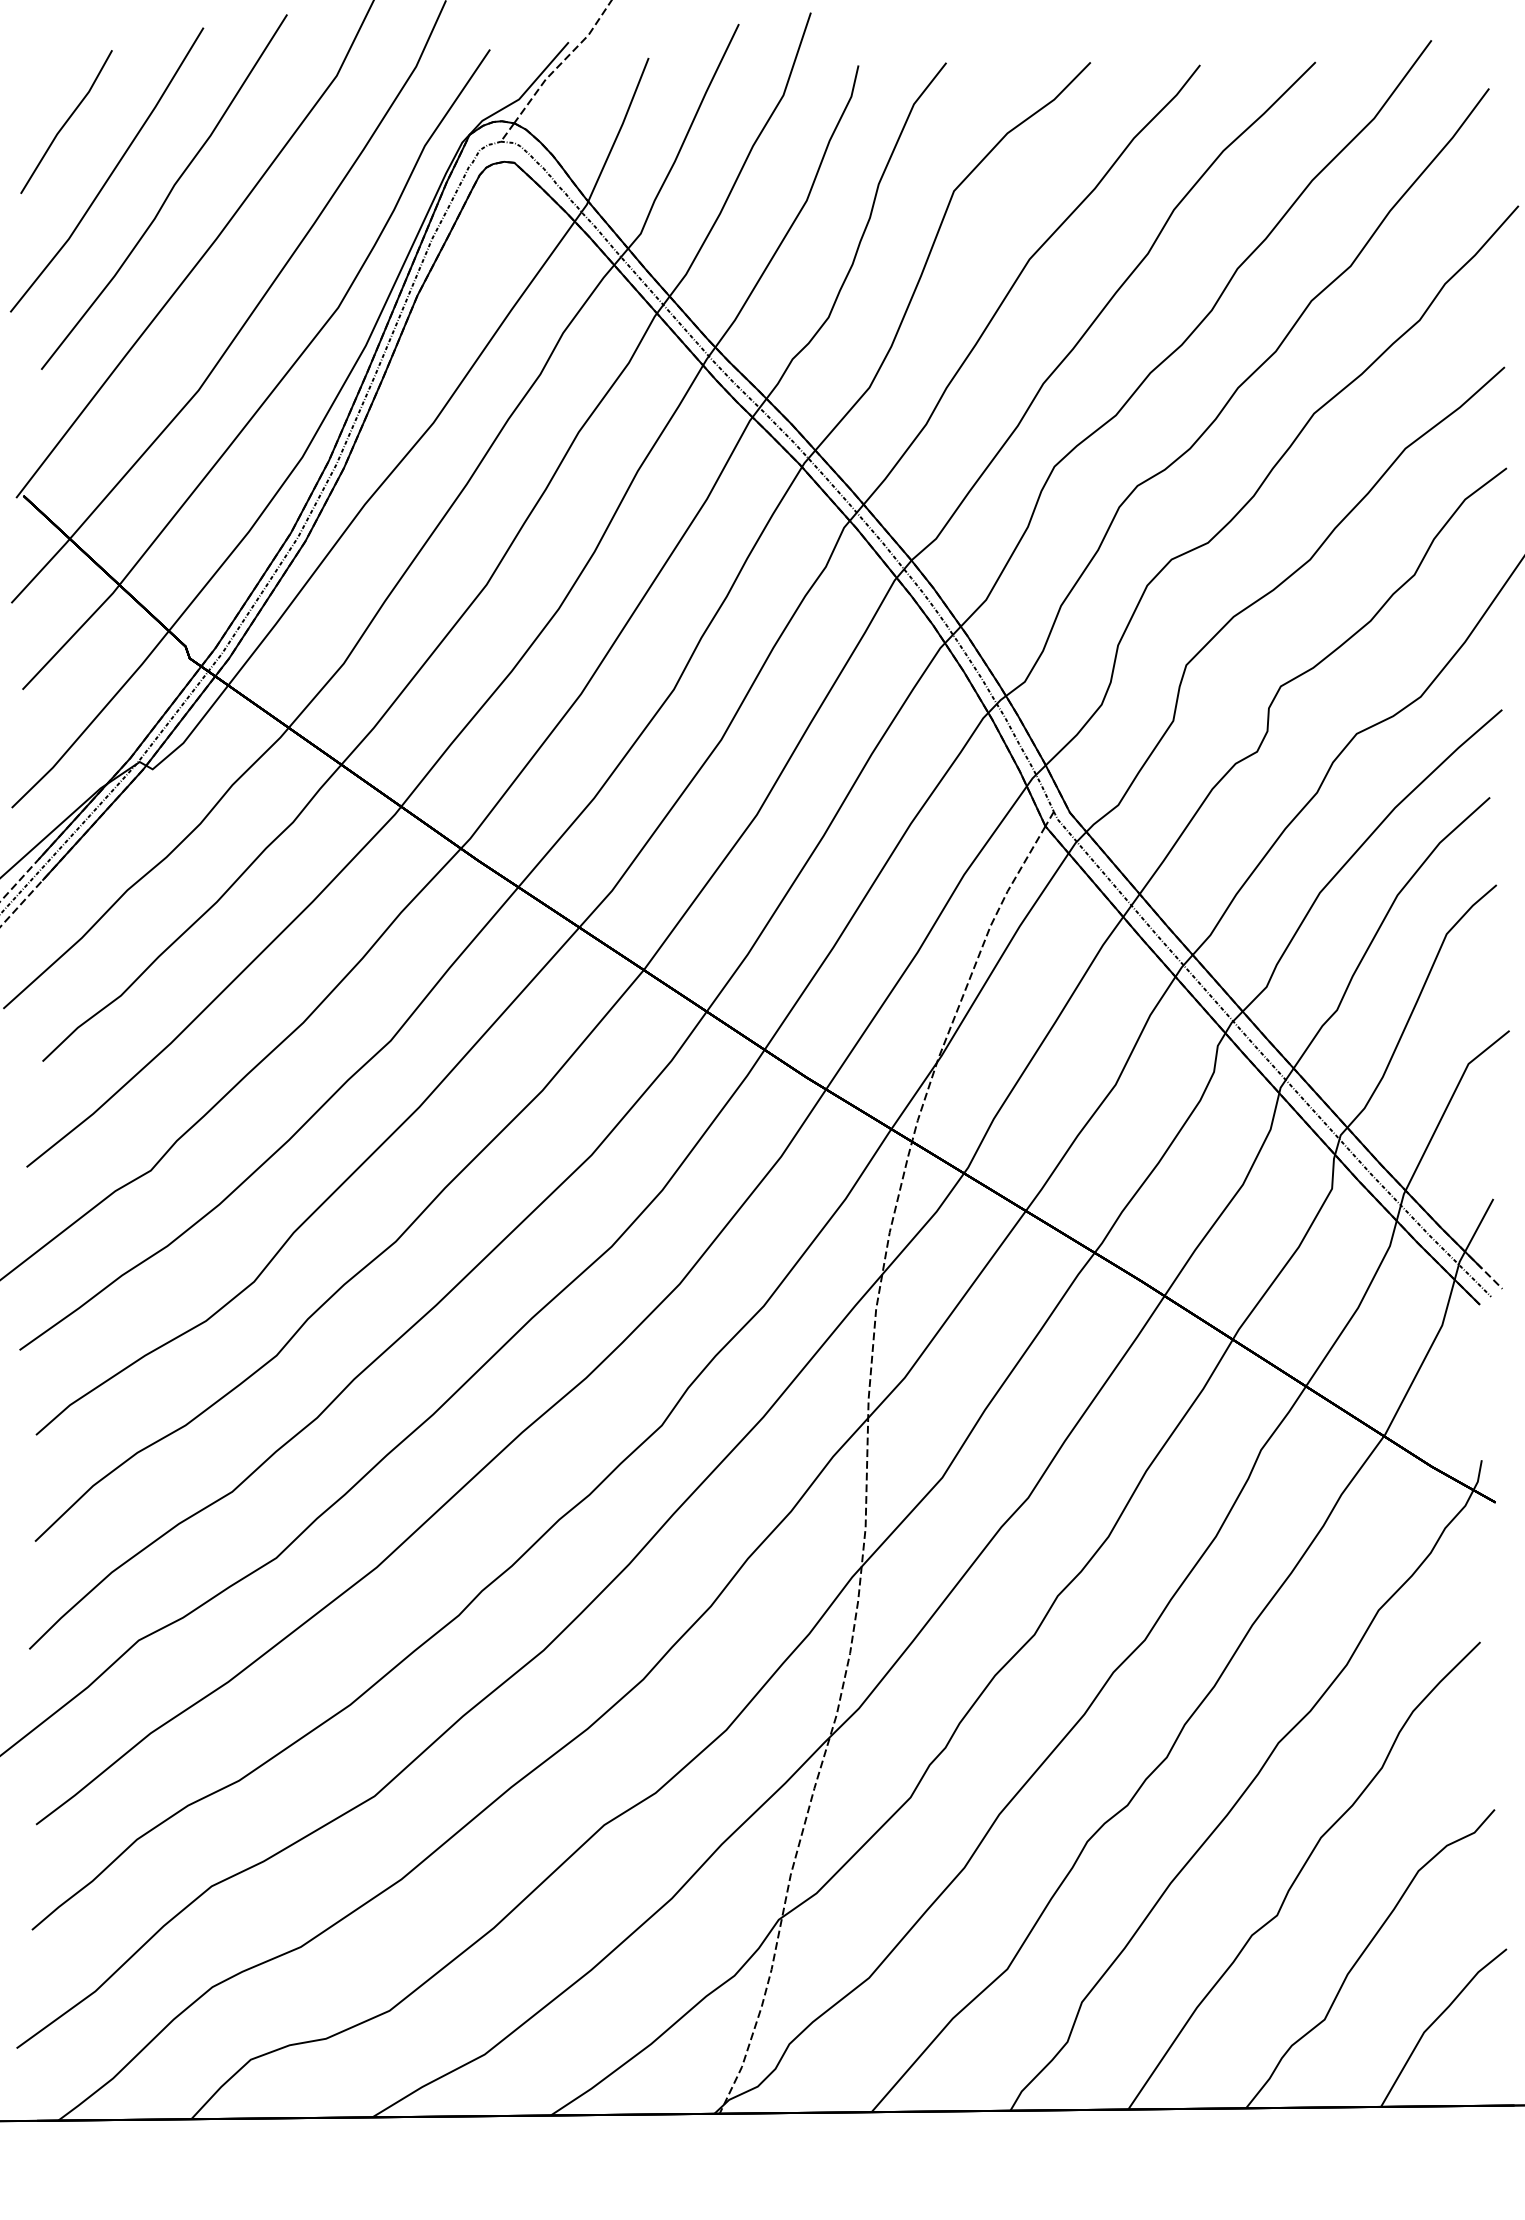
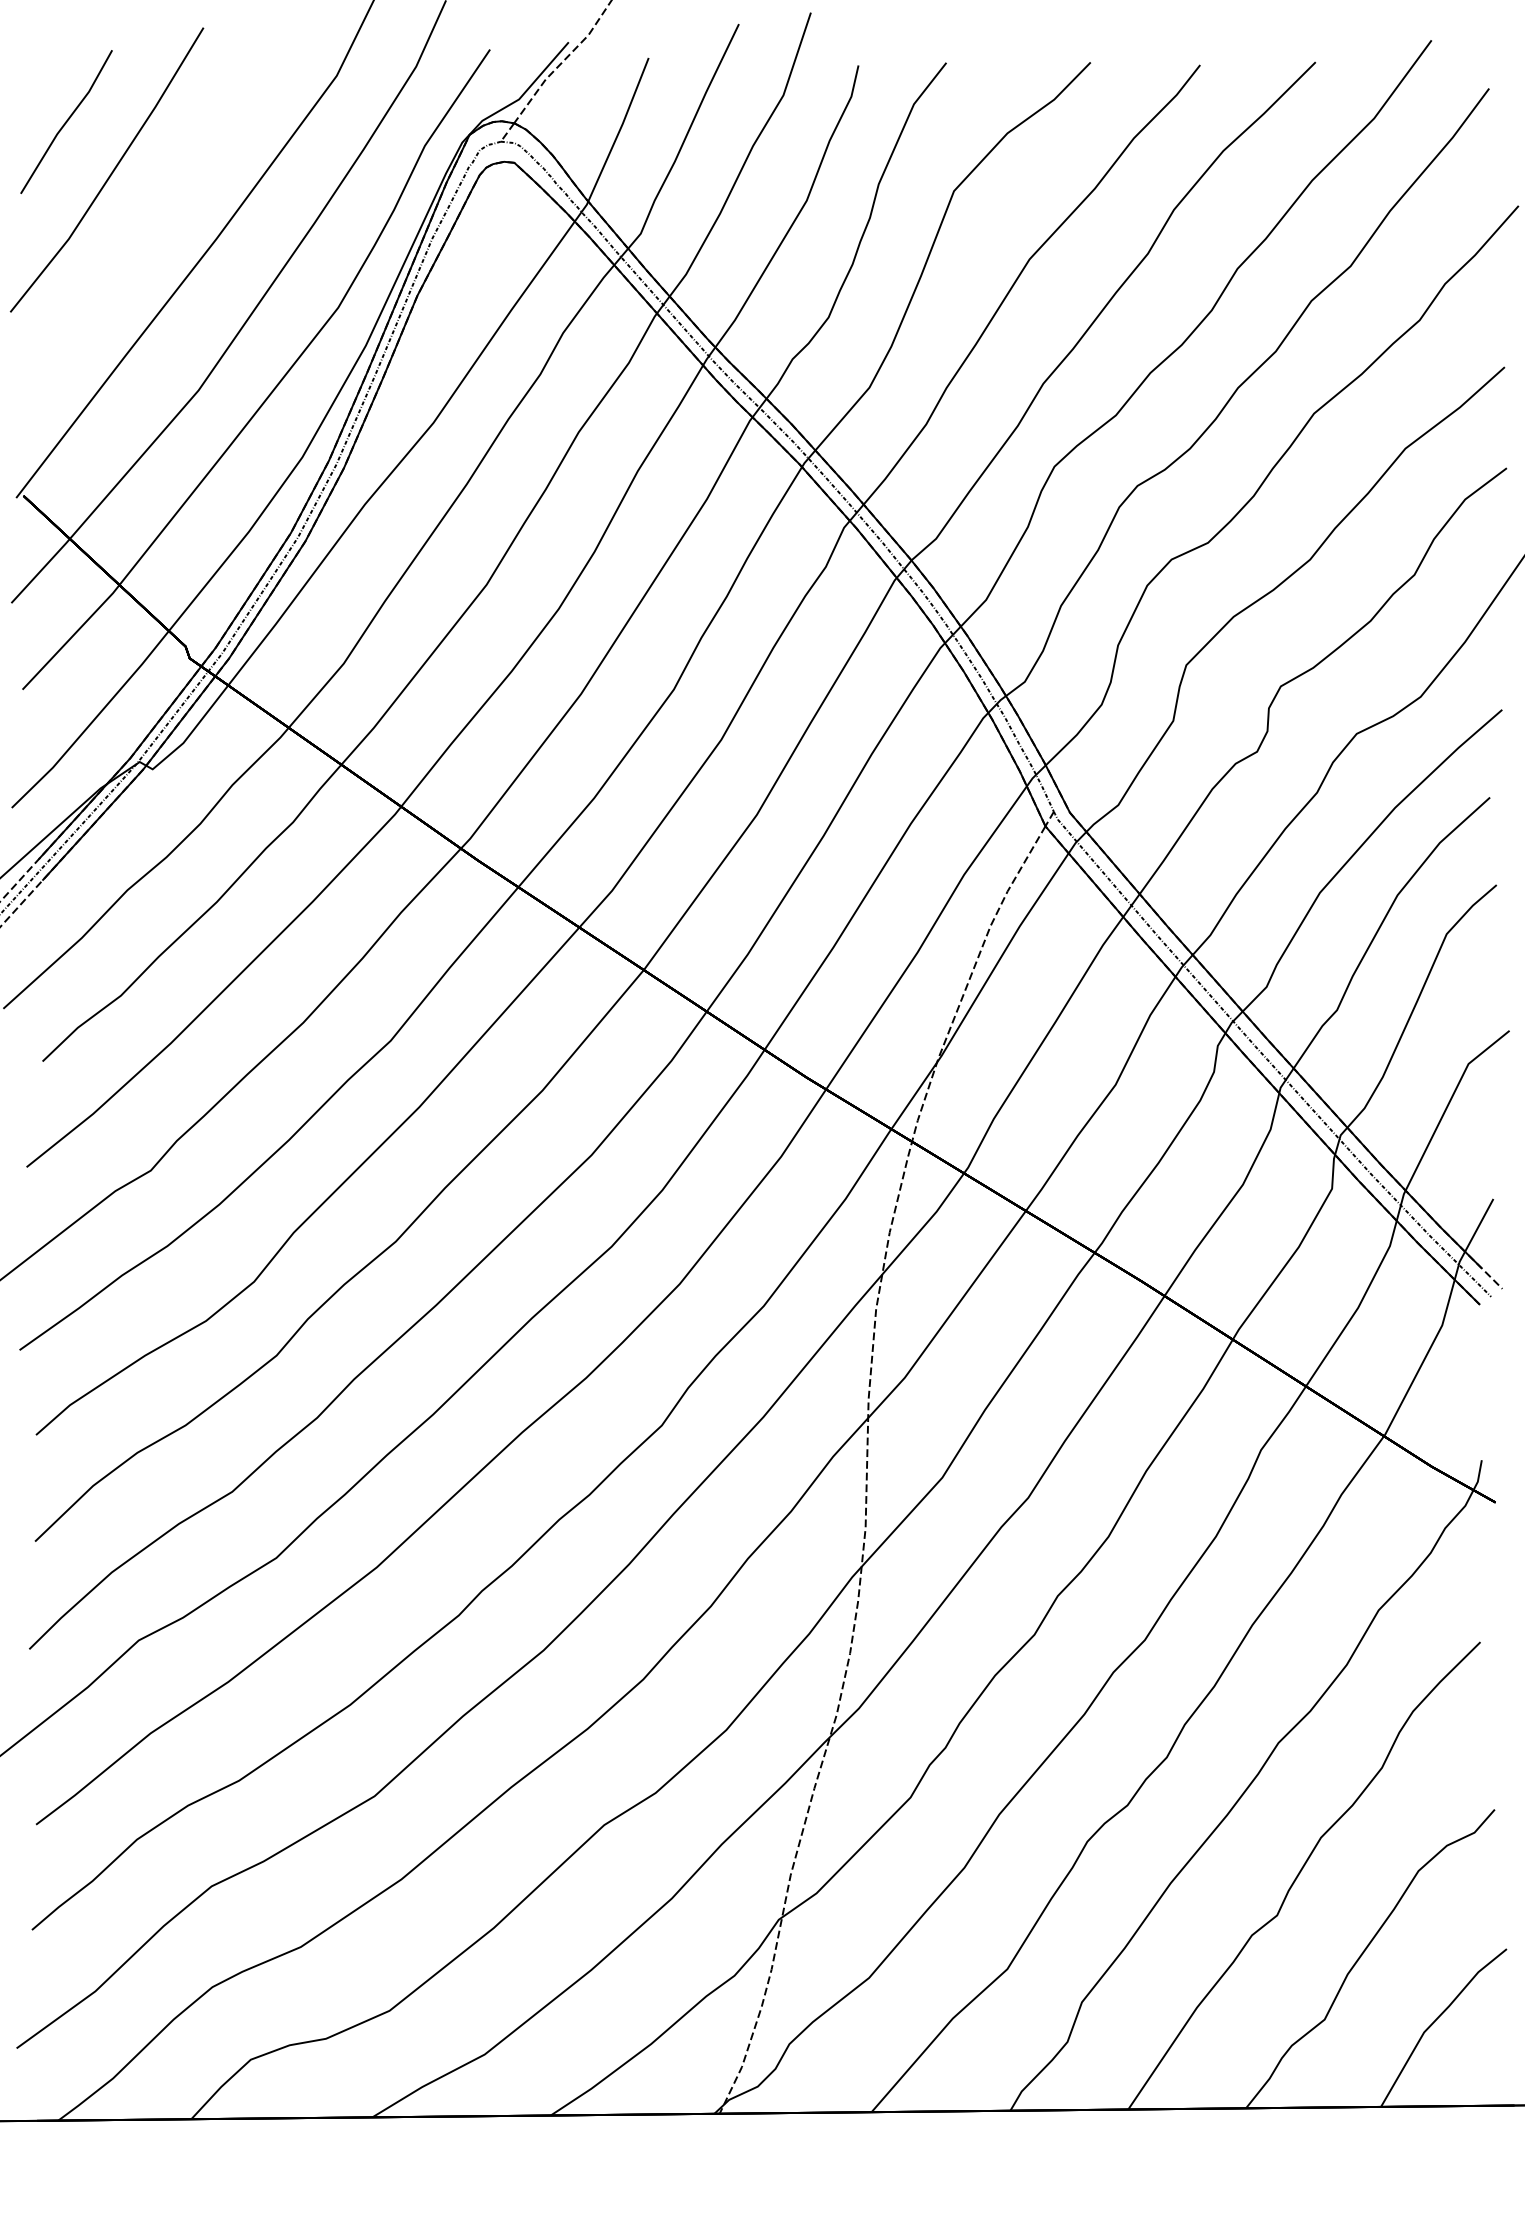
curve: present -> none (167, 194)
